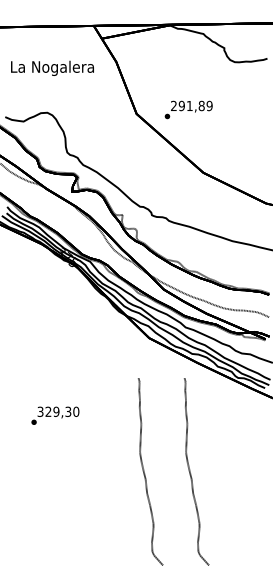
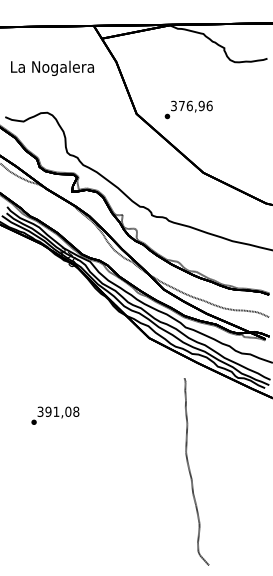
text: 291,89 -> 376,96 (191, 105)
text: 329,30 -> 391,08 (62, 411)
curve: present -> none (145, 473)
